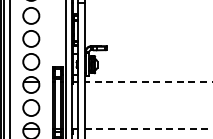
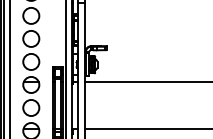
line: dashed -> solid (148, 82)
line: dashed -> solid (148, 129)
